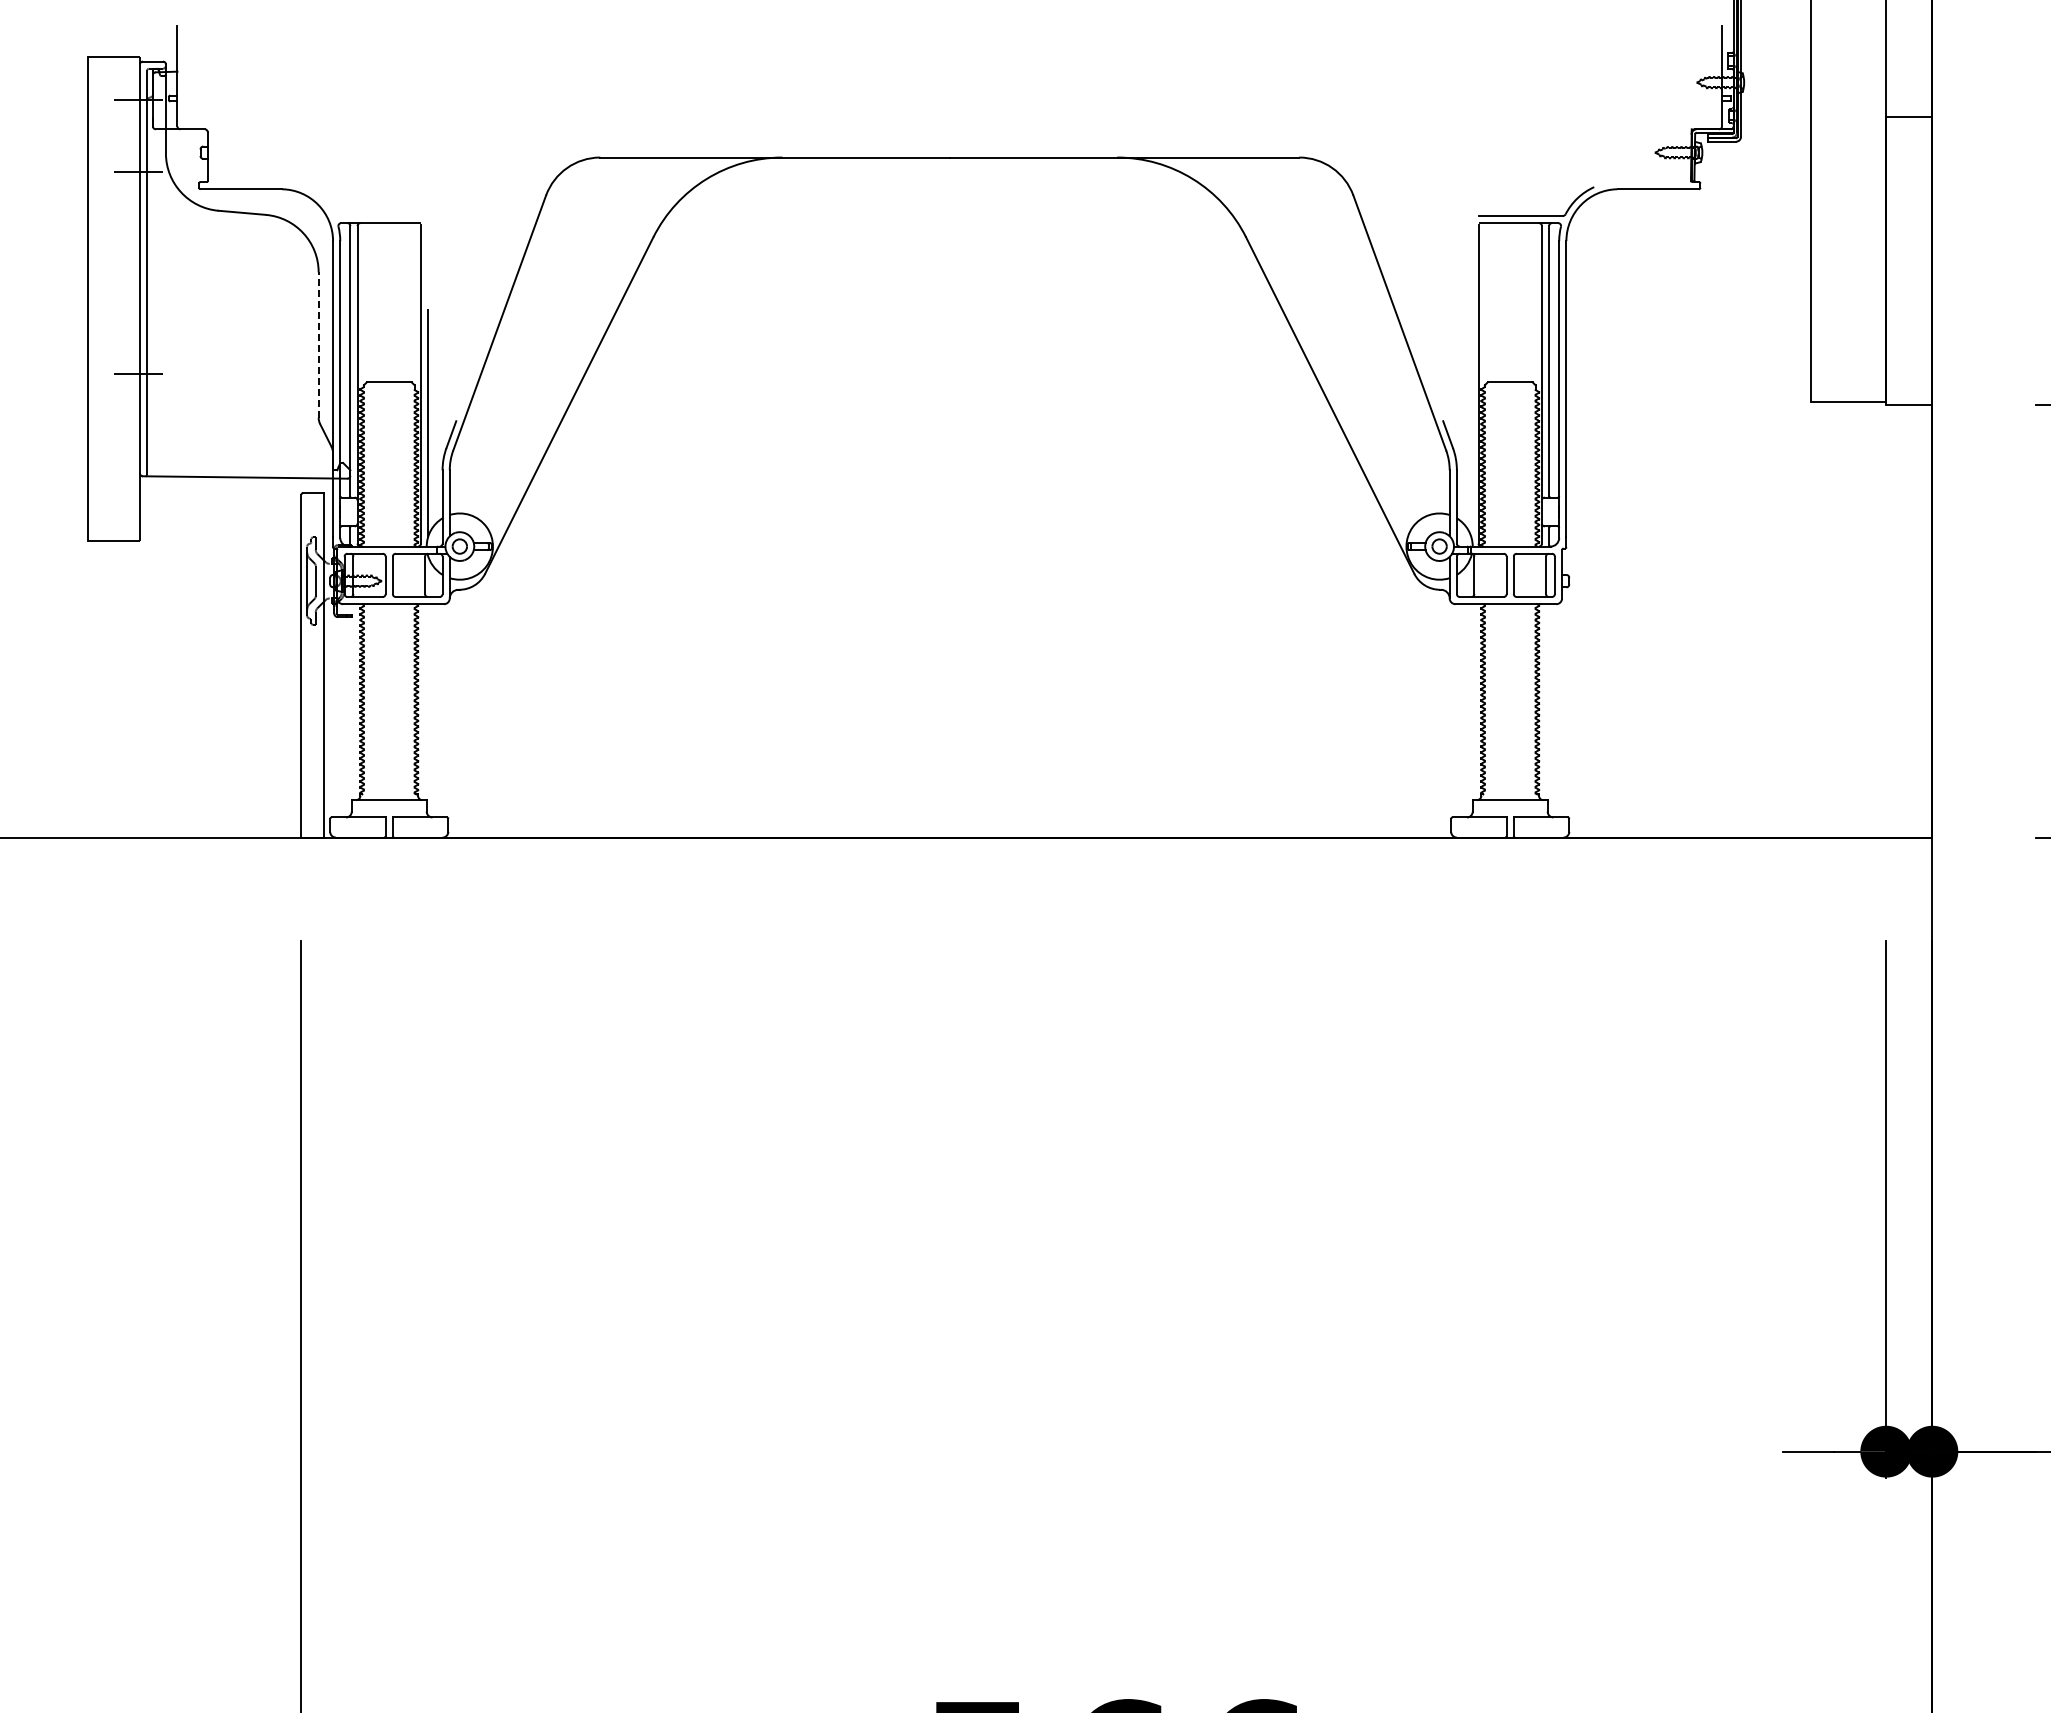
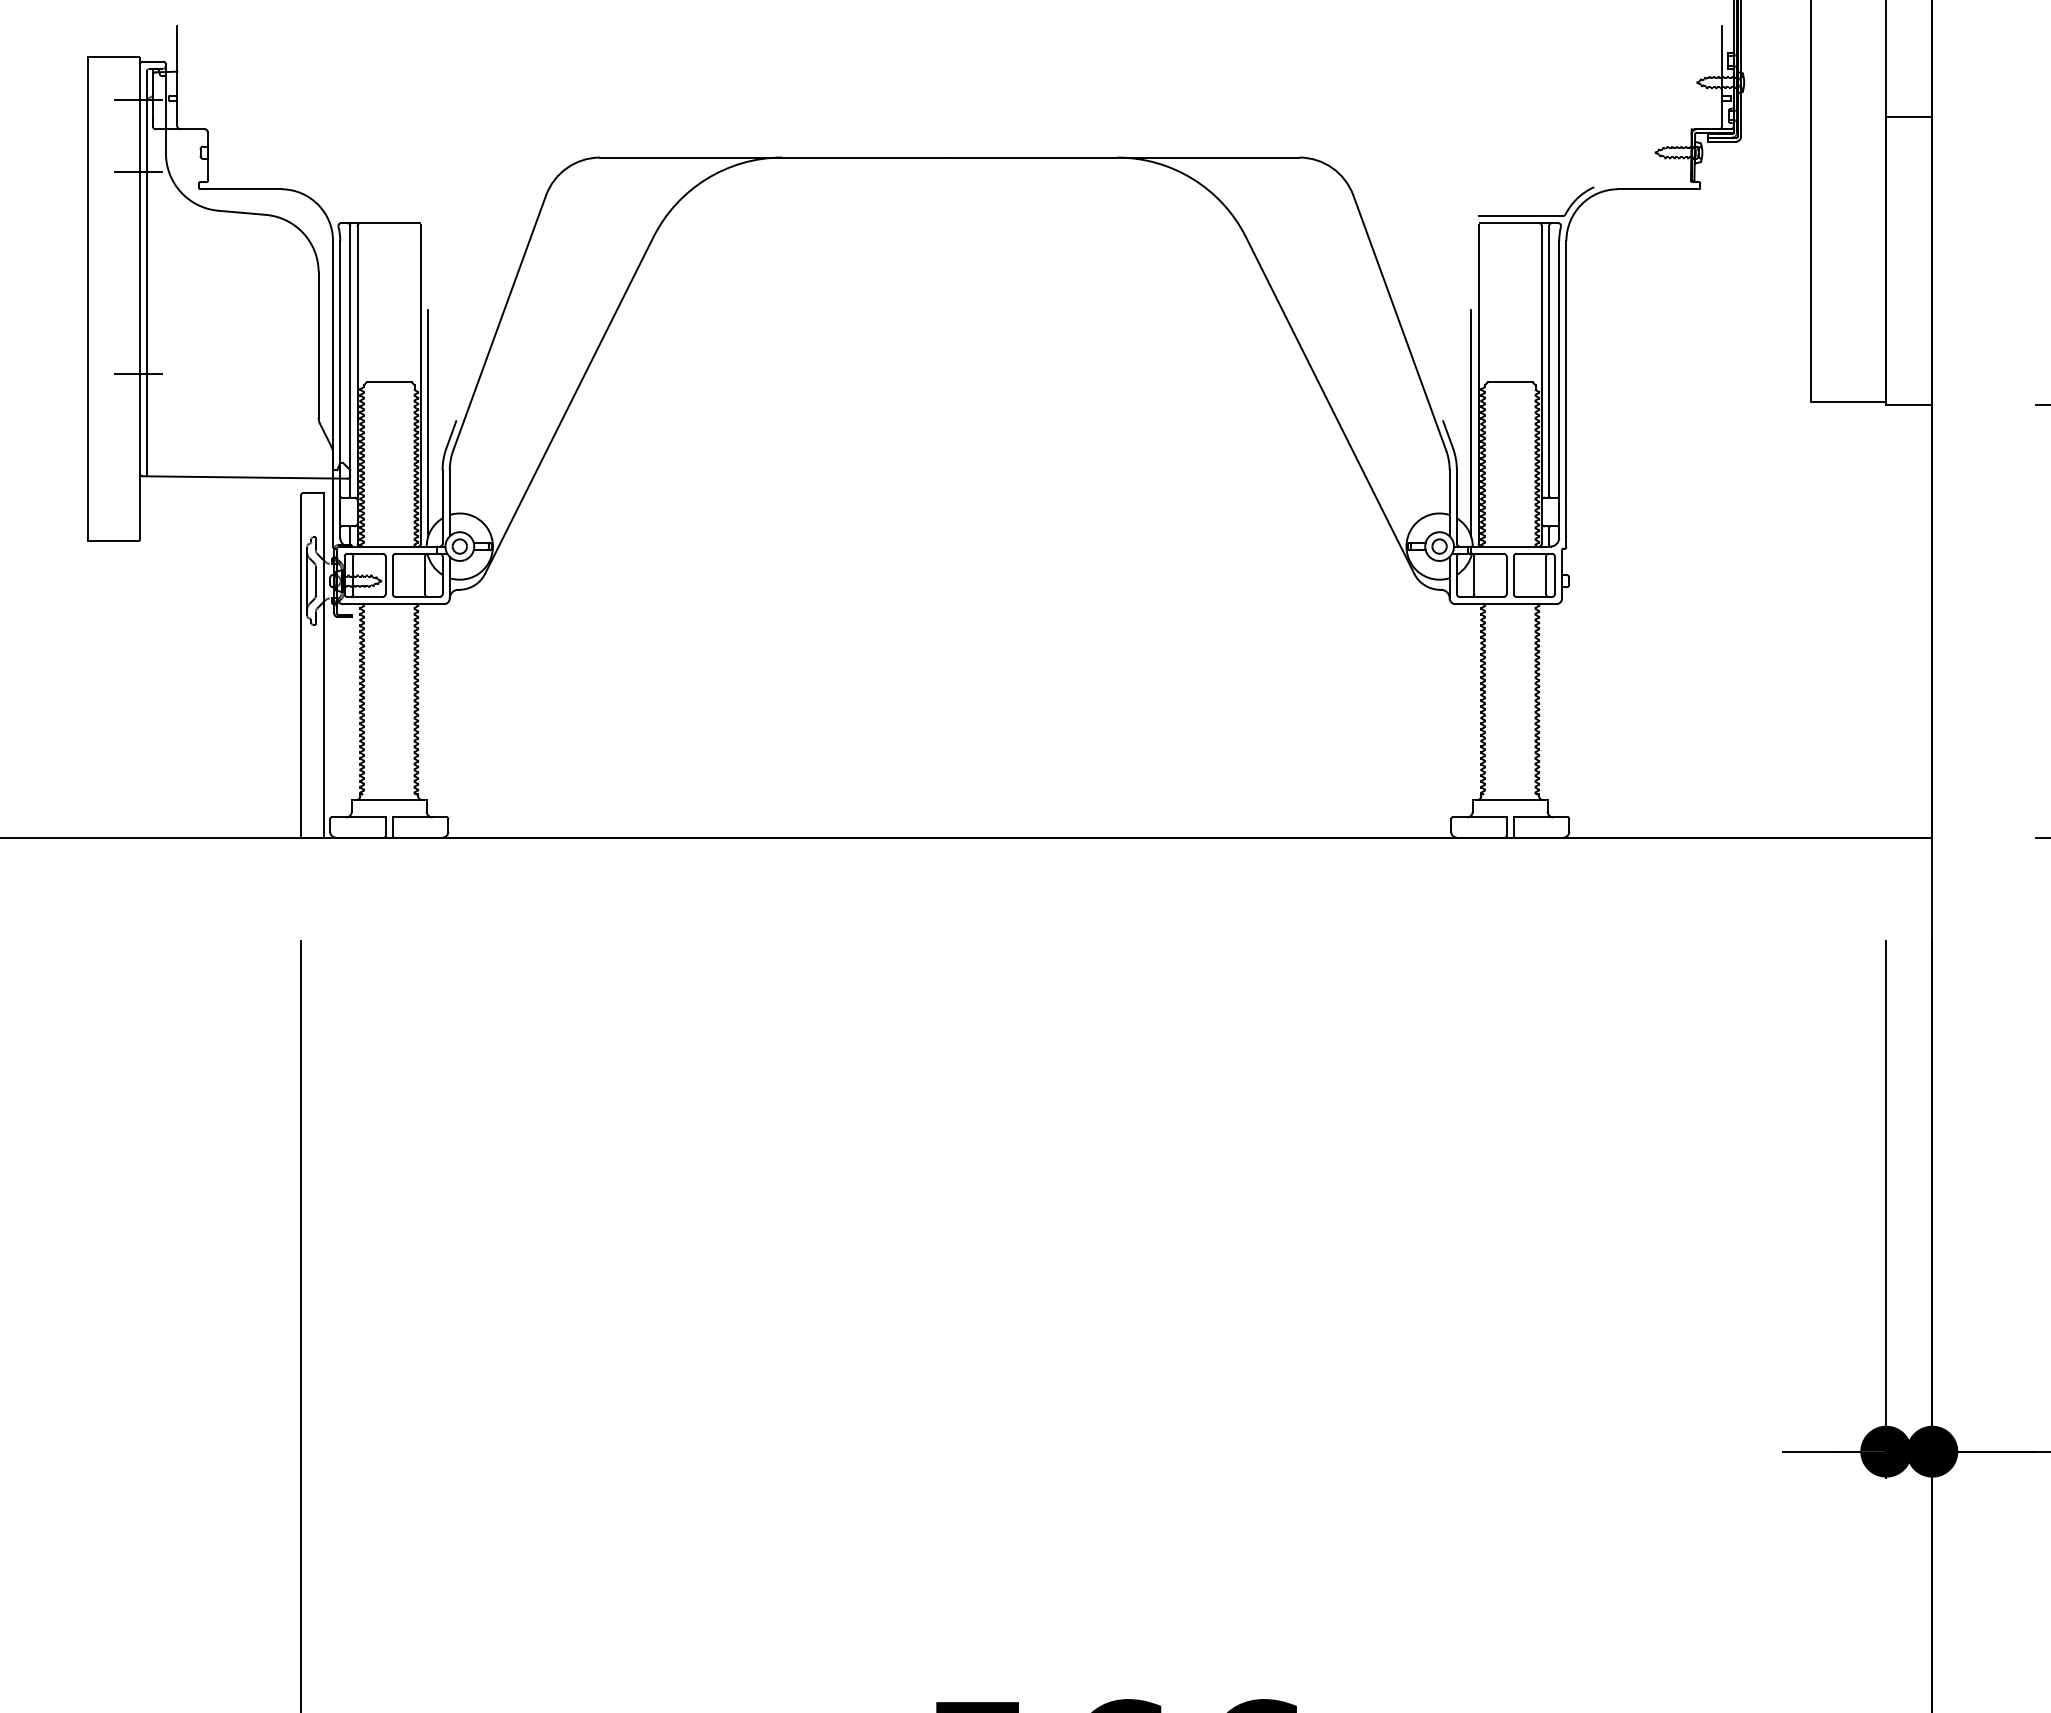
line: dashed -> solid (318, 345)
line: none -> present (1471, 423)
